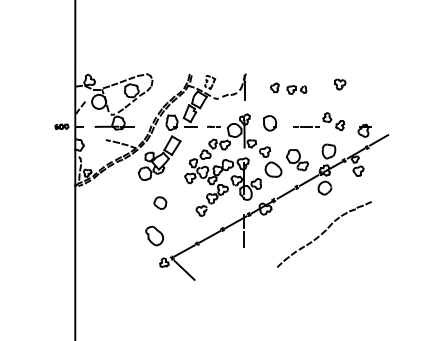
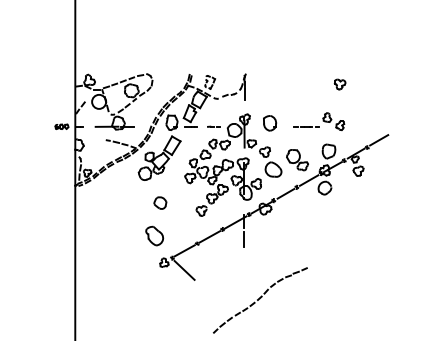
part: present -> none (288, 88)
part: present -> none (364, 130)
part position: (324, 234) -> (260, 300) (260, 300)
